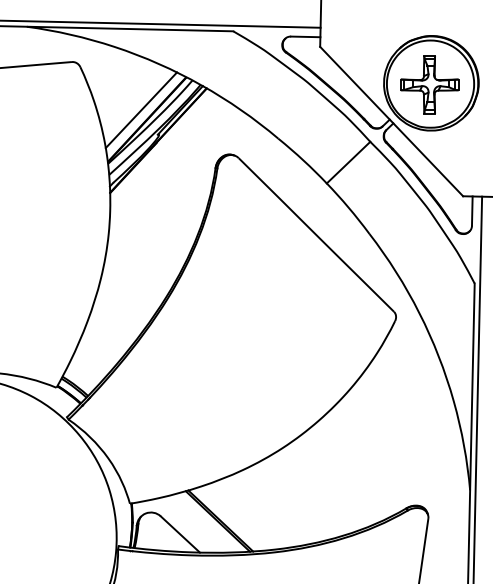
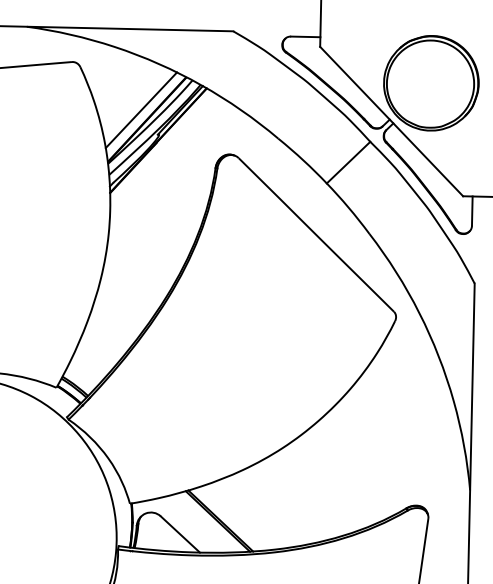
line: present -> none (161, 23)
part: present -> none (429, 84)
line: present -> none (477, 388)
